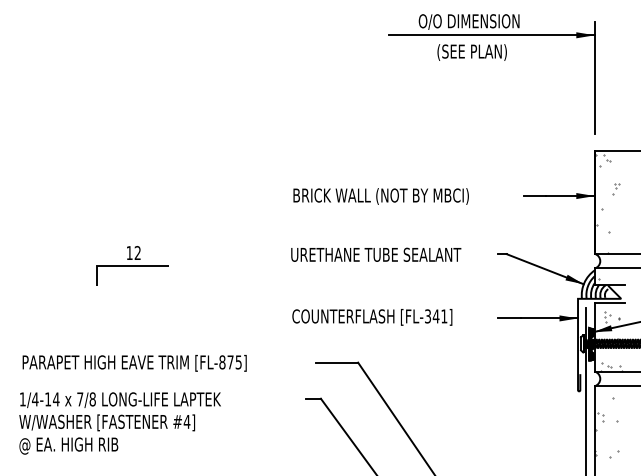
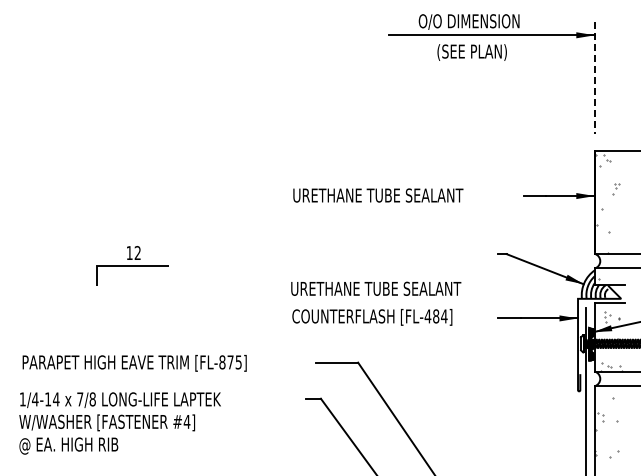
line: solid -> dashed (594, 78)
text: BRICK WALL (NOT BY MBCI) -> URETHANE TUBE SEALANT (380, 196)
text position: (376, 254) -> (376, 288) (376, 288)
text: [FL-341] -> [FL-484] (435, 316)
